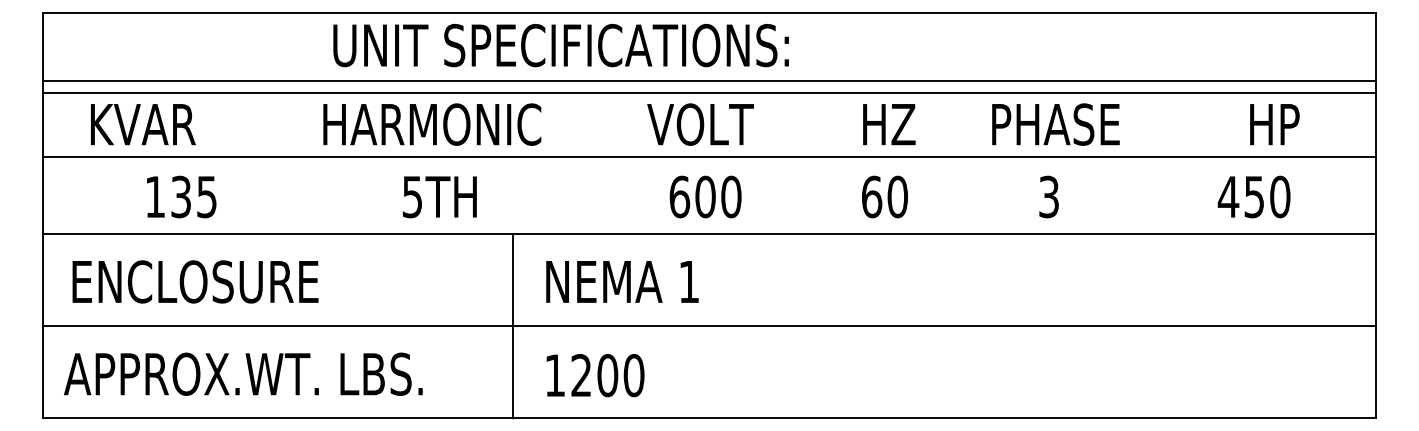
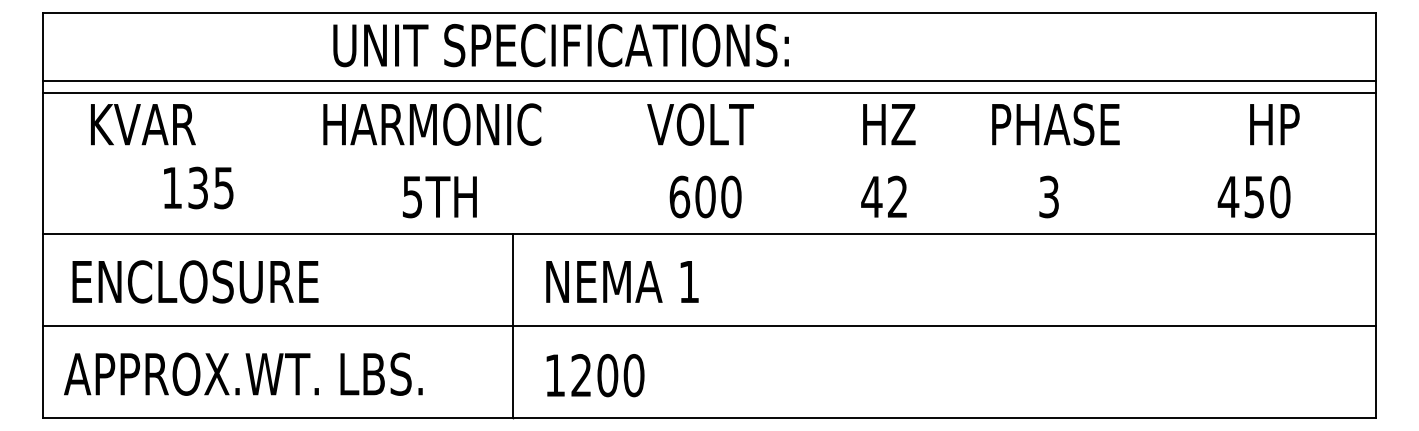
line: present -> none (709, 157)
text position: (181, 196) -> (198, 187) (198, 187)
text: 60 -> 42 (884, 196)
